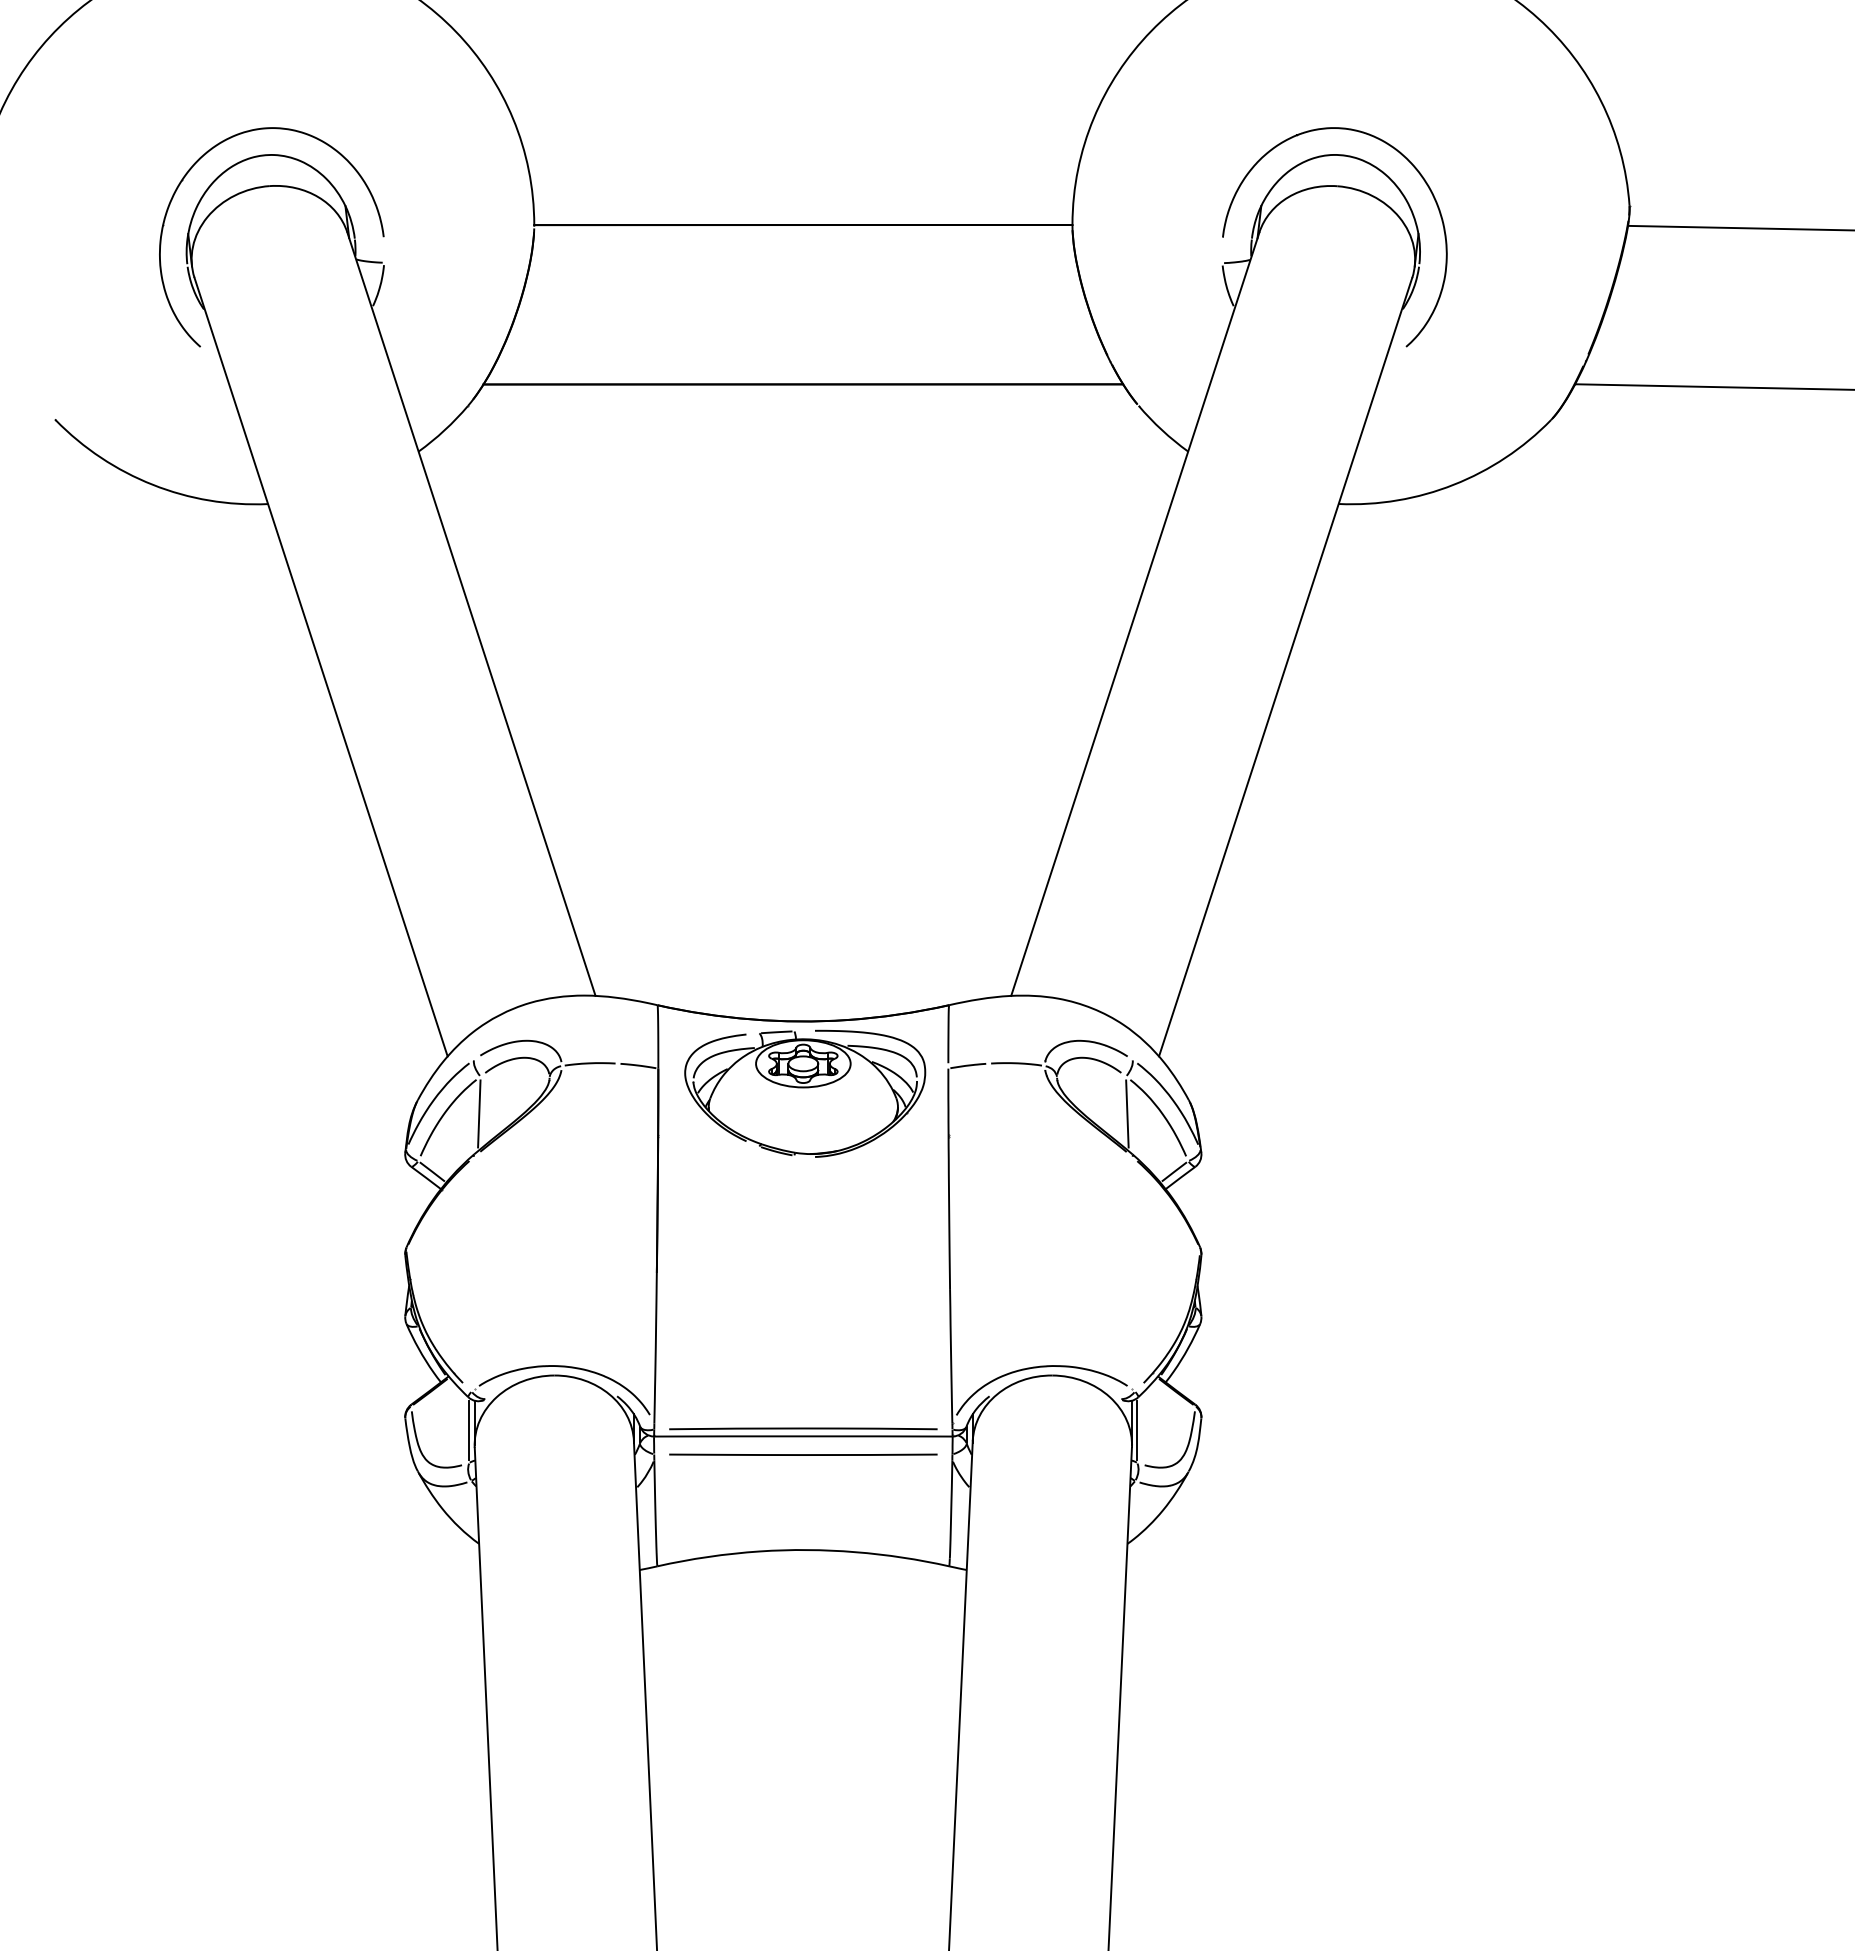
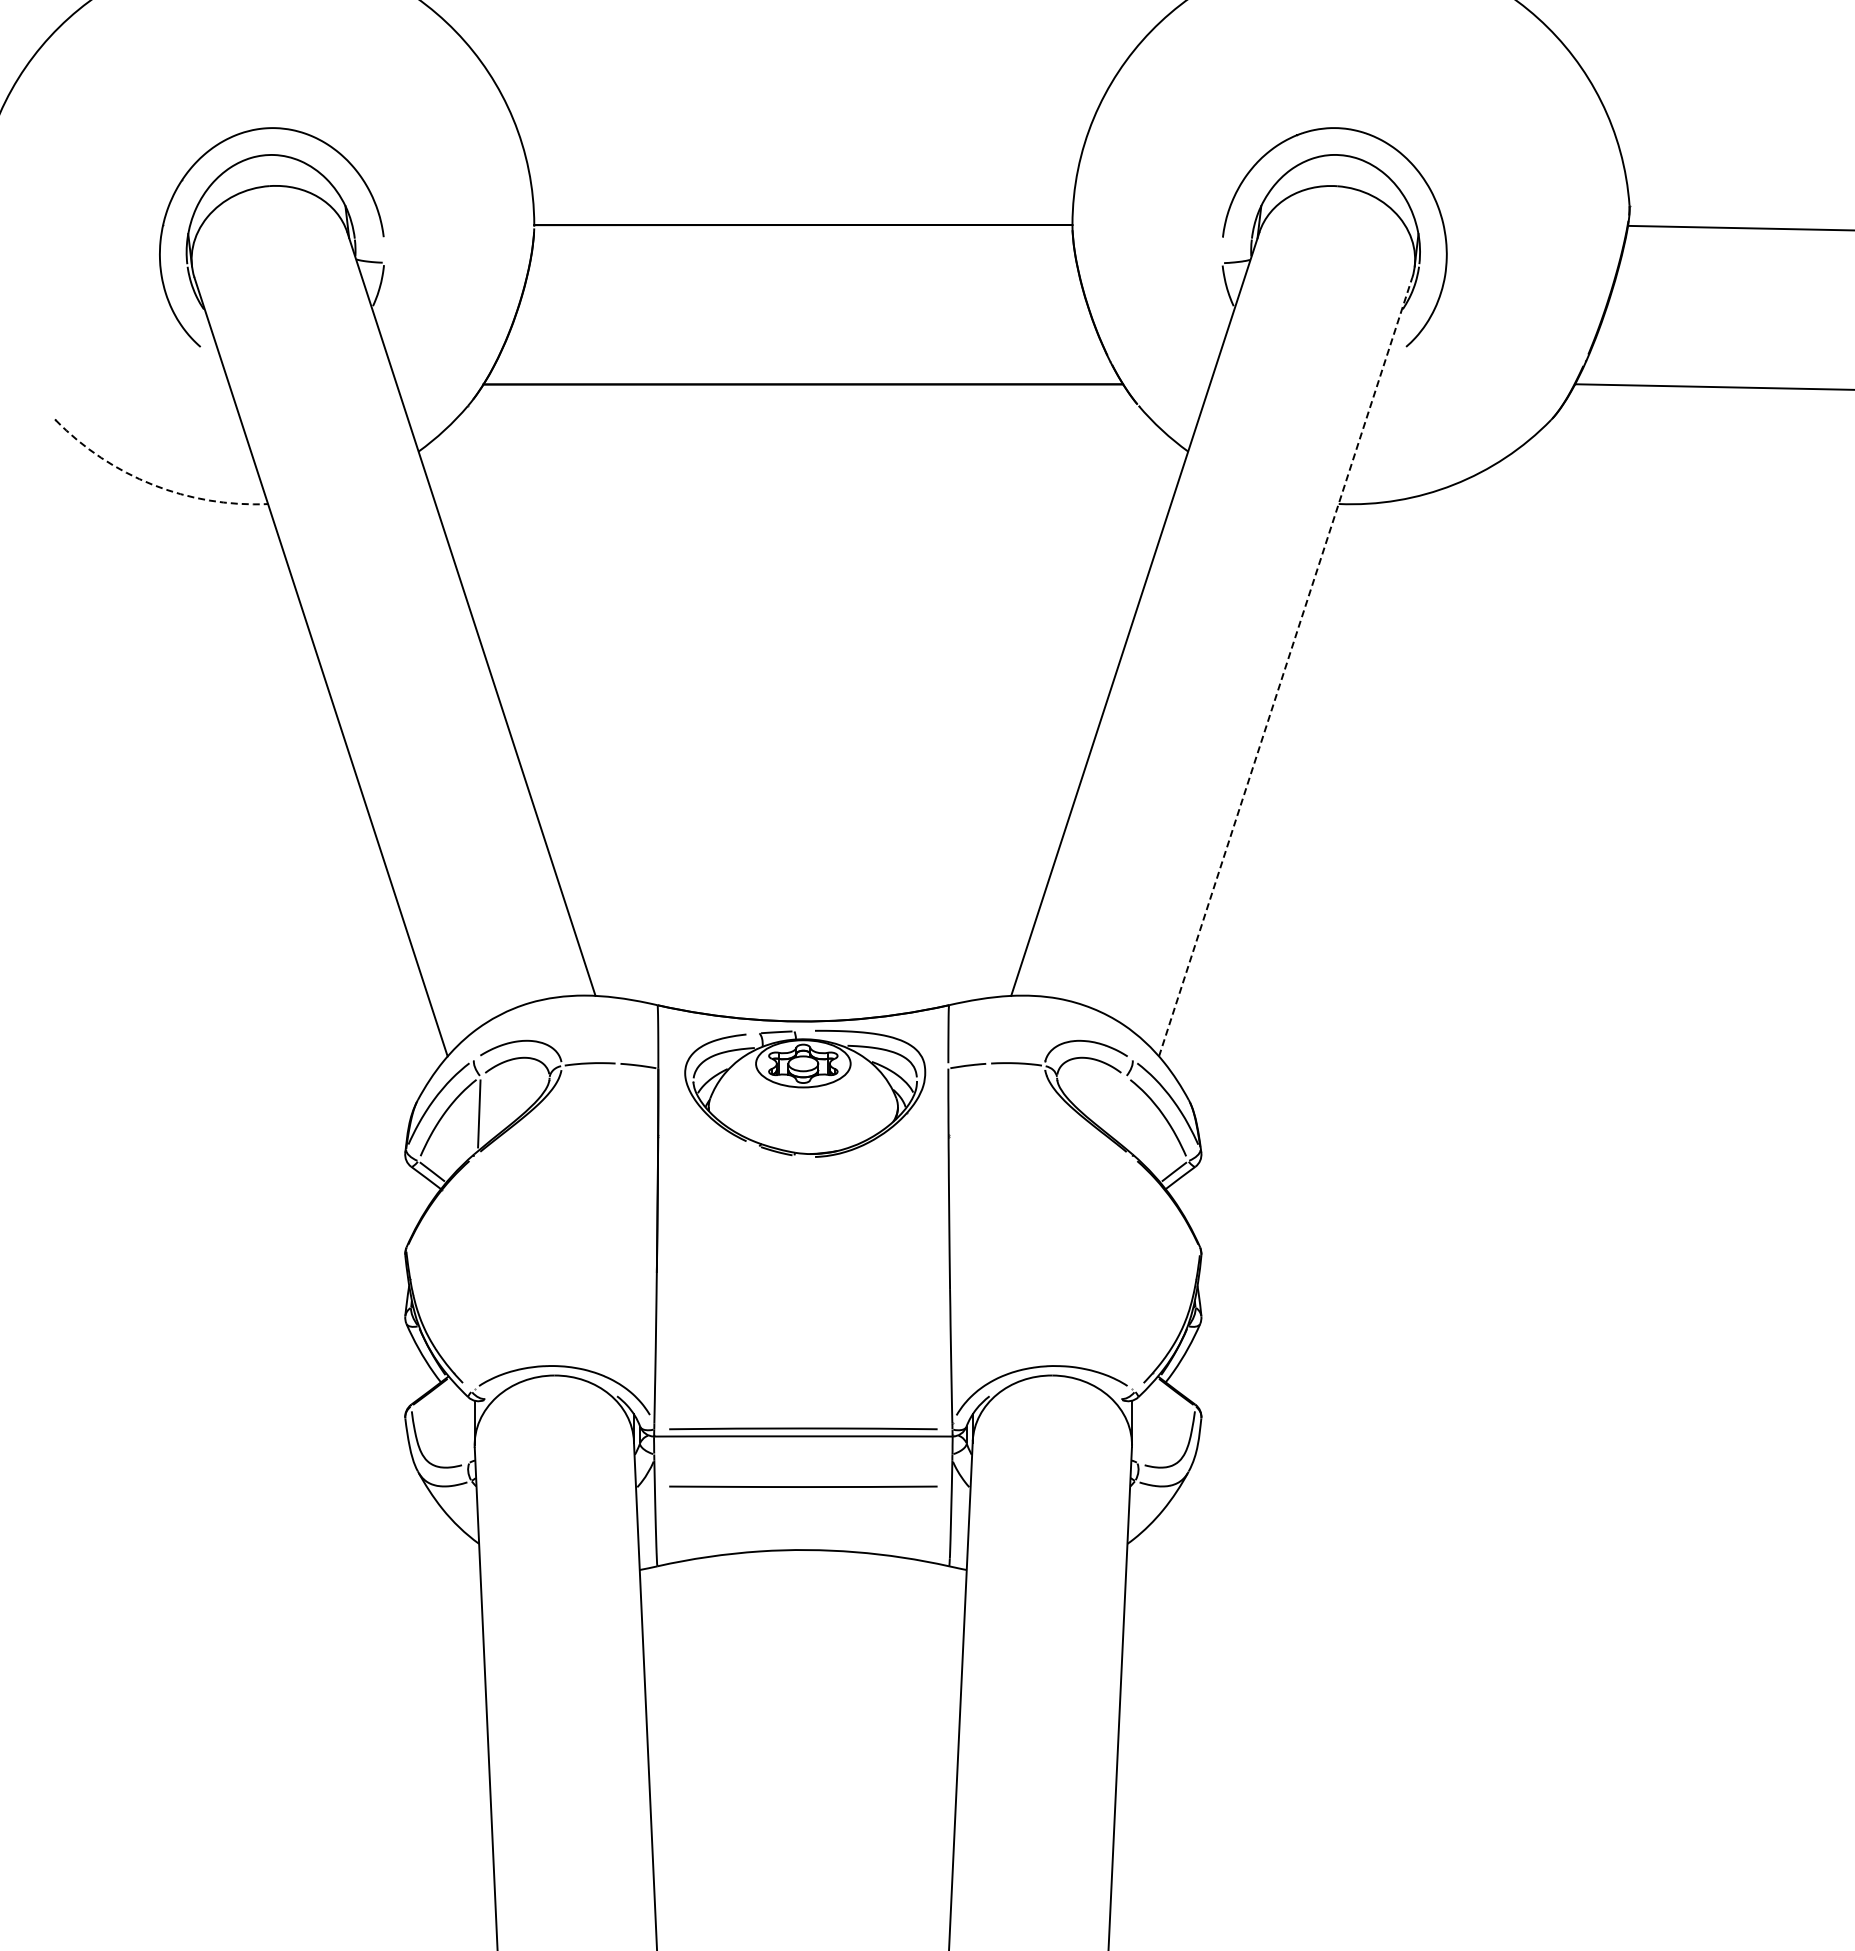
arc: solid -> dashed (152, 484)
line: solid -> dashed (1285, 666)
line: present -> none (1127, 1113)
line: present -> none (469, 1430)
line: present -> none (1137, 1430)
line position: (803, 1454) -> (803, 1486) (803, 1486)
